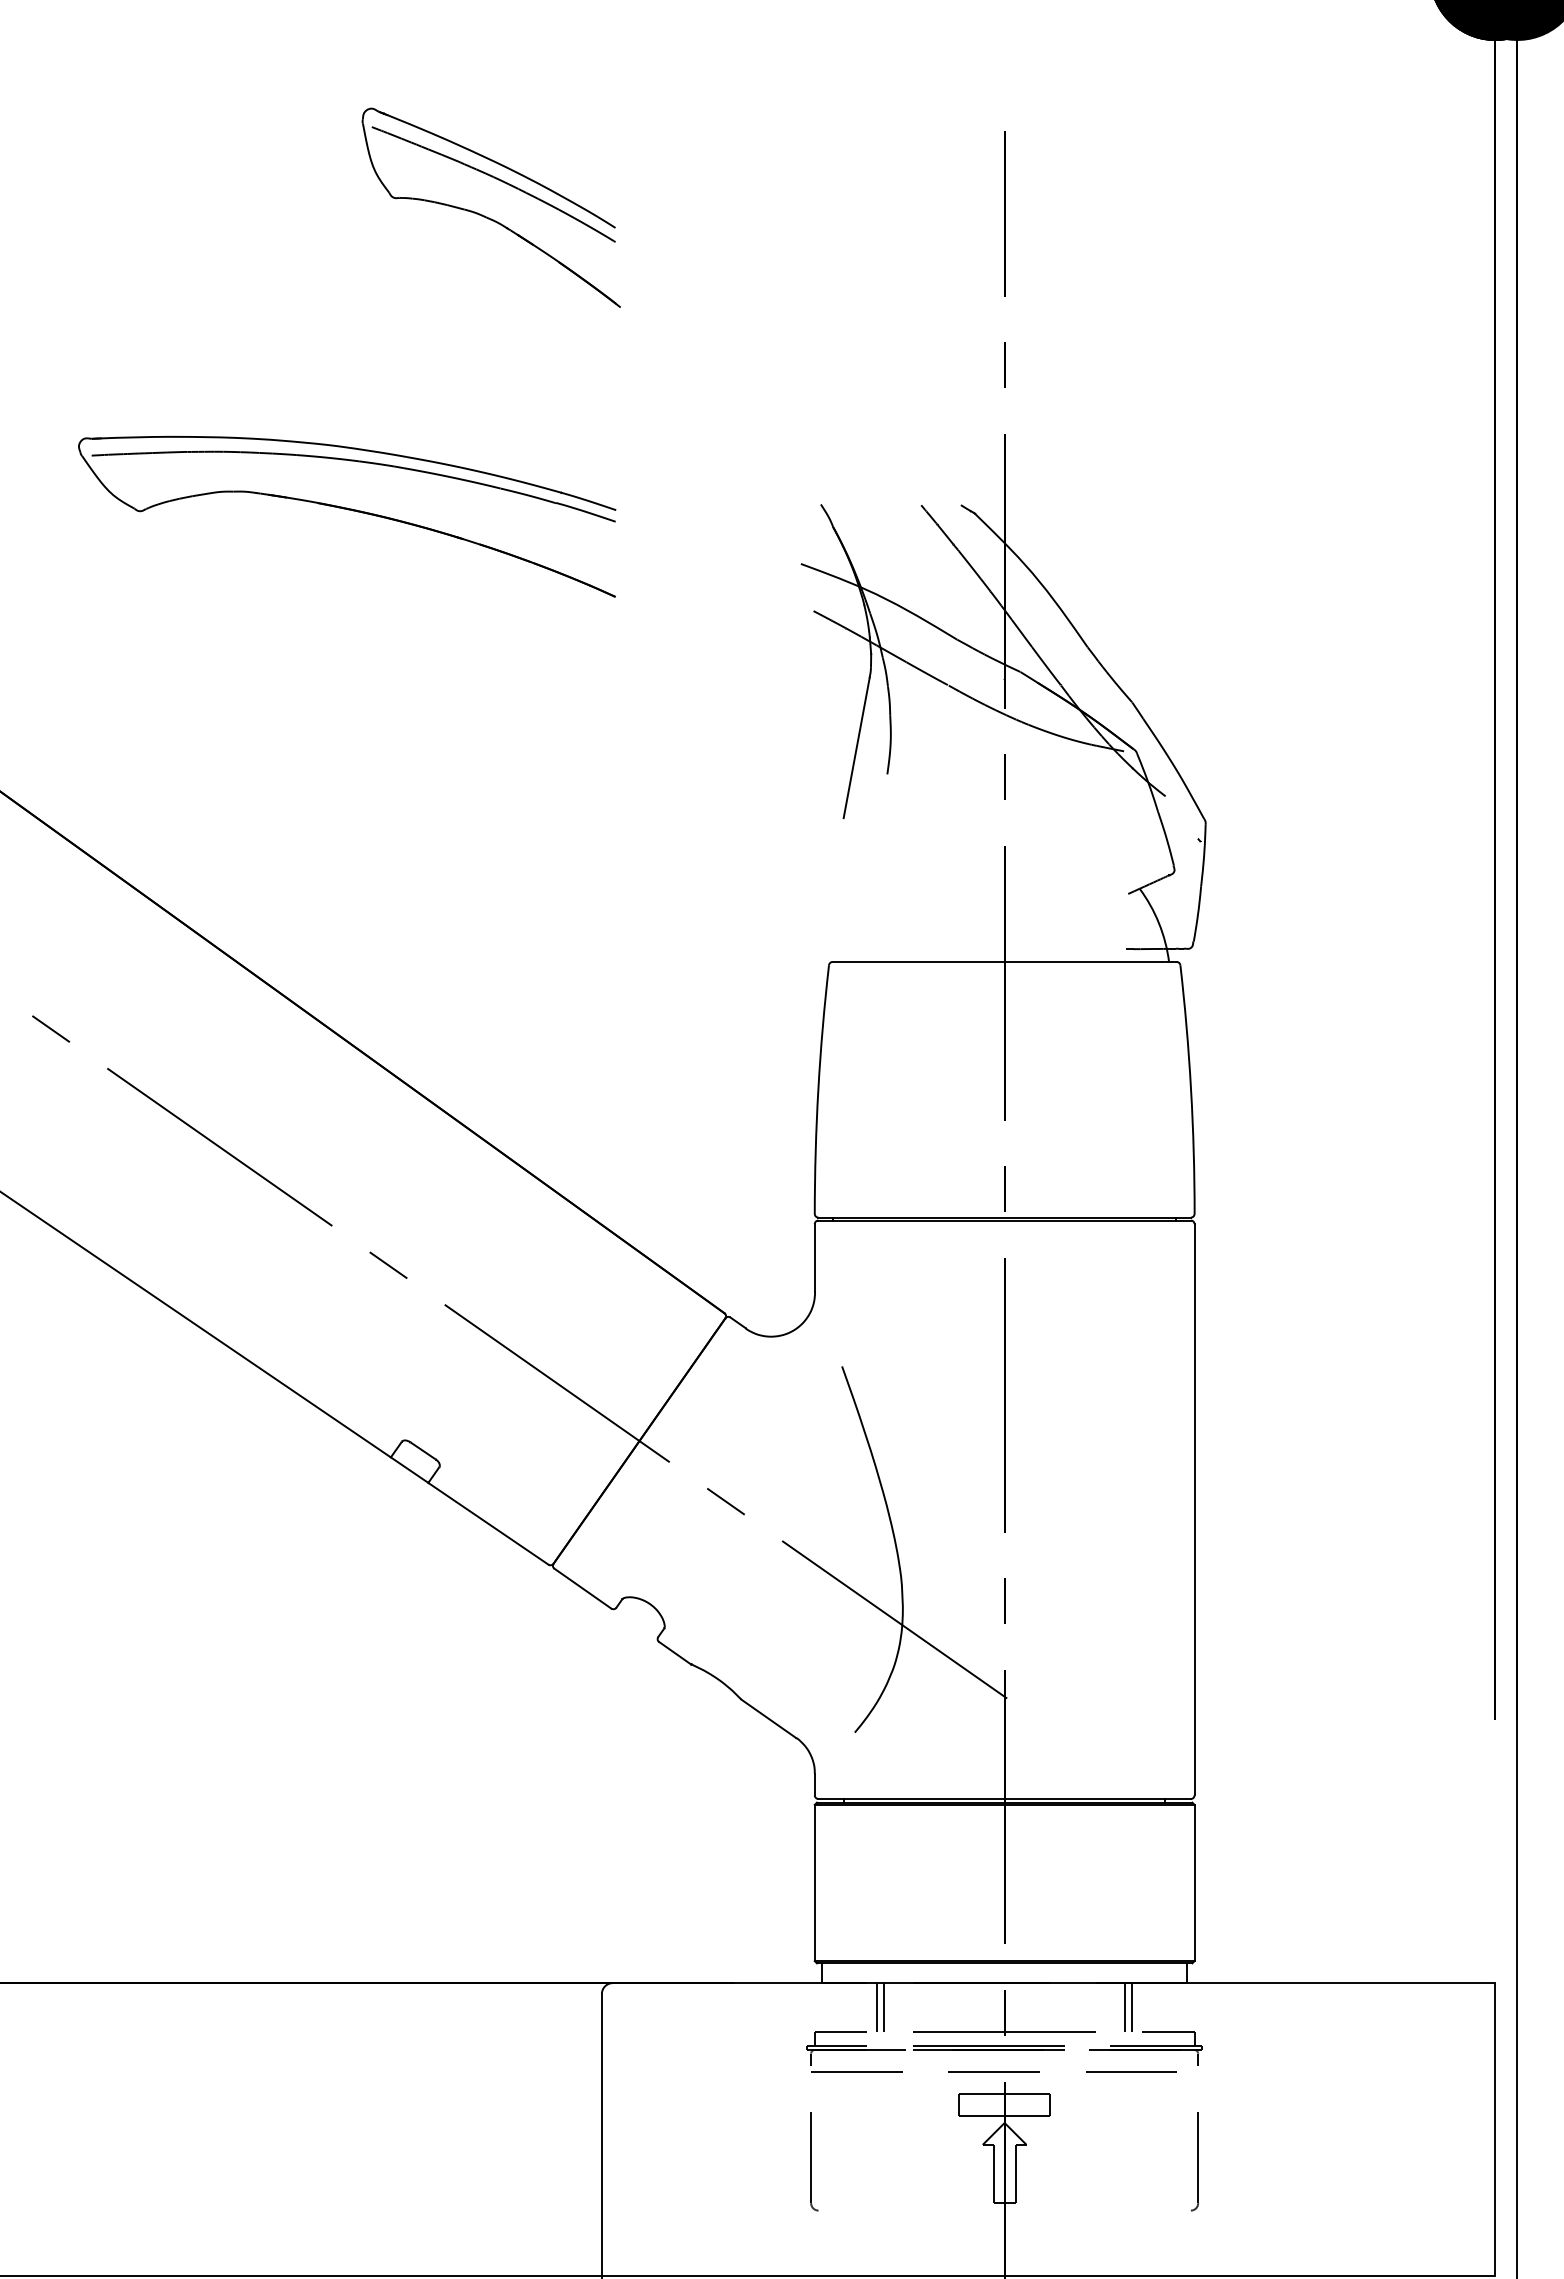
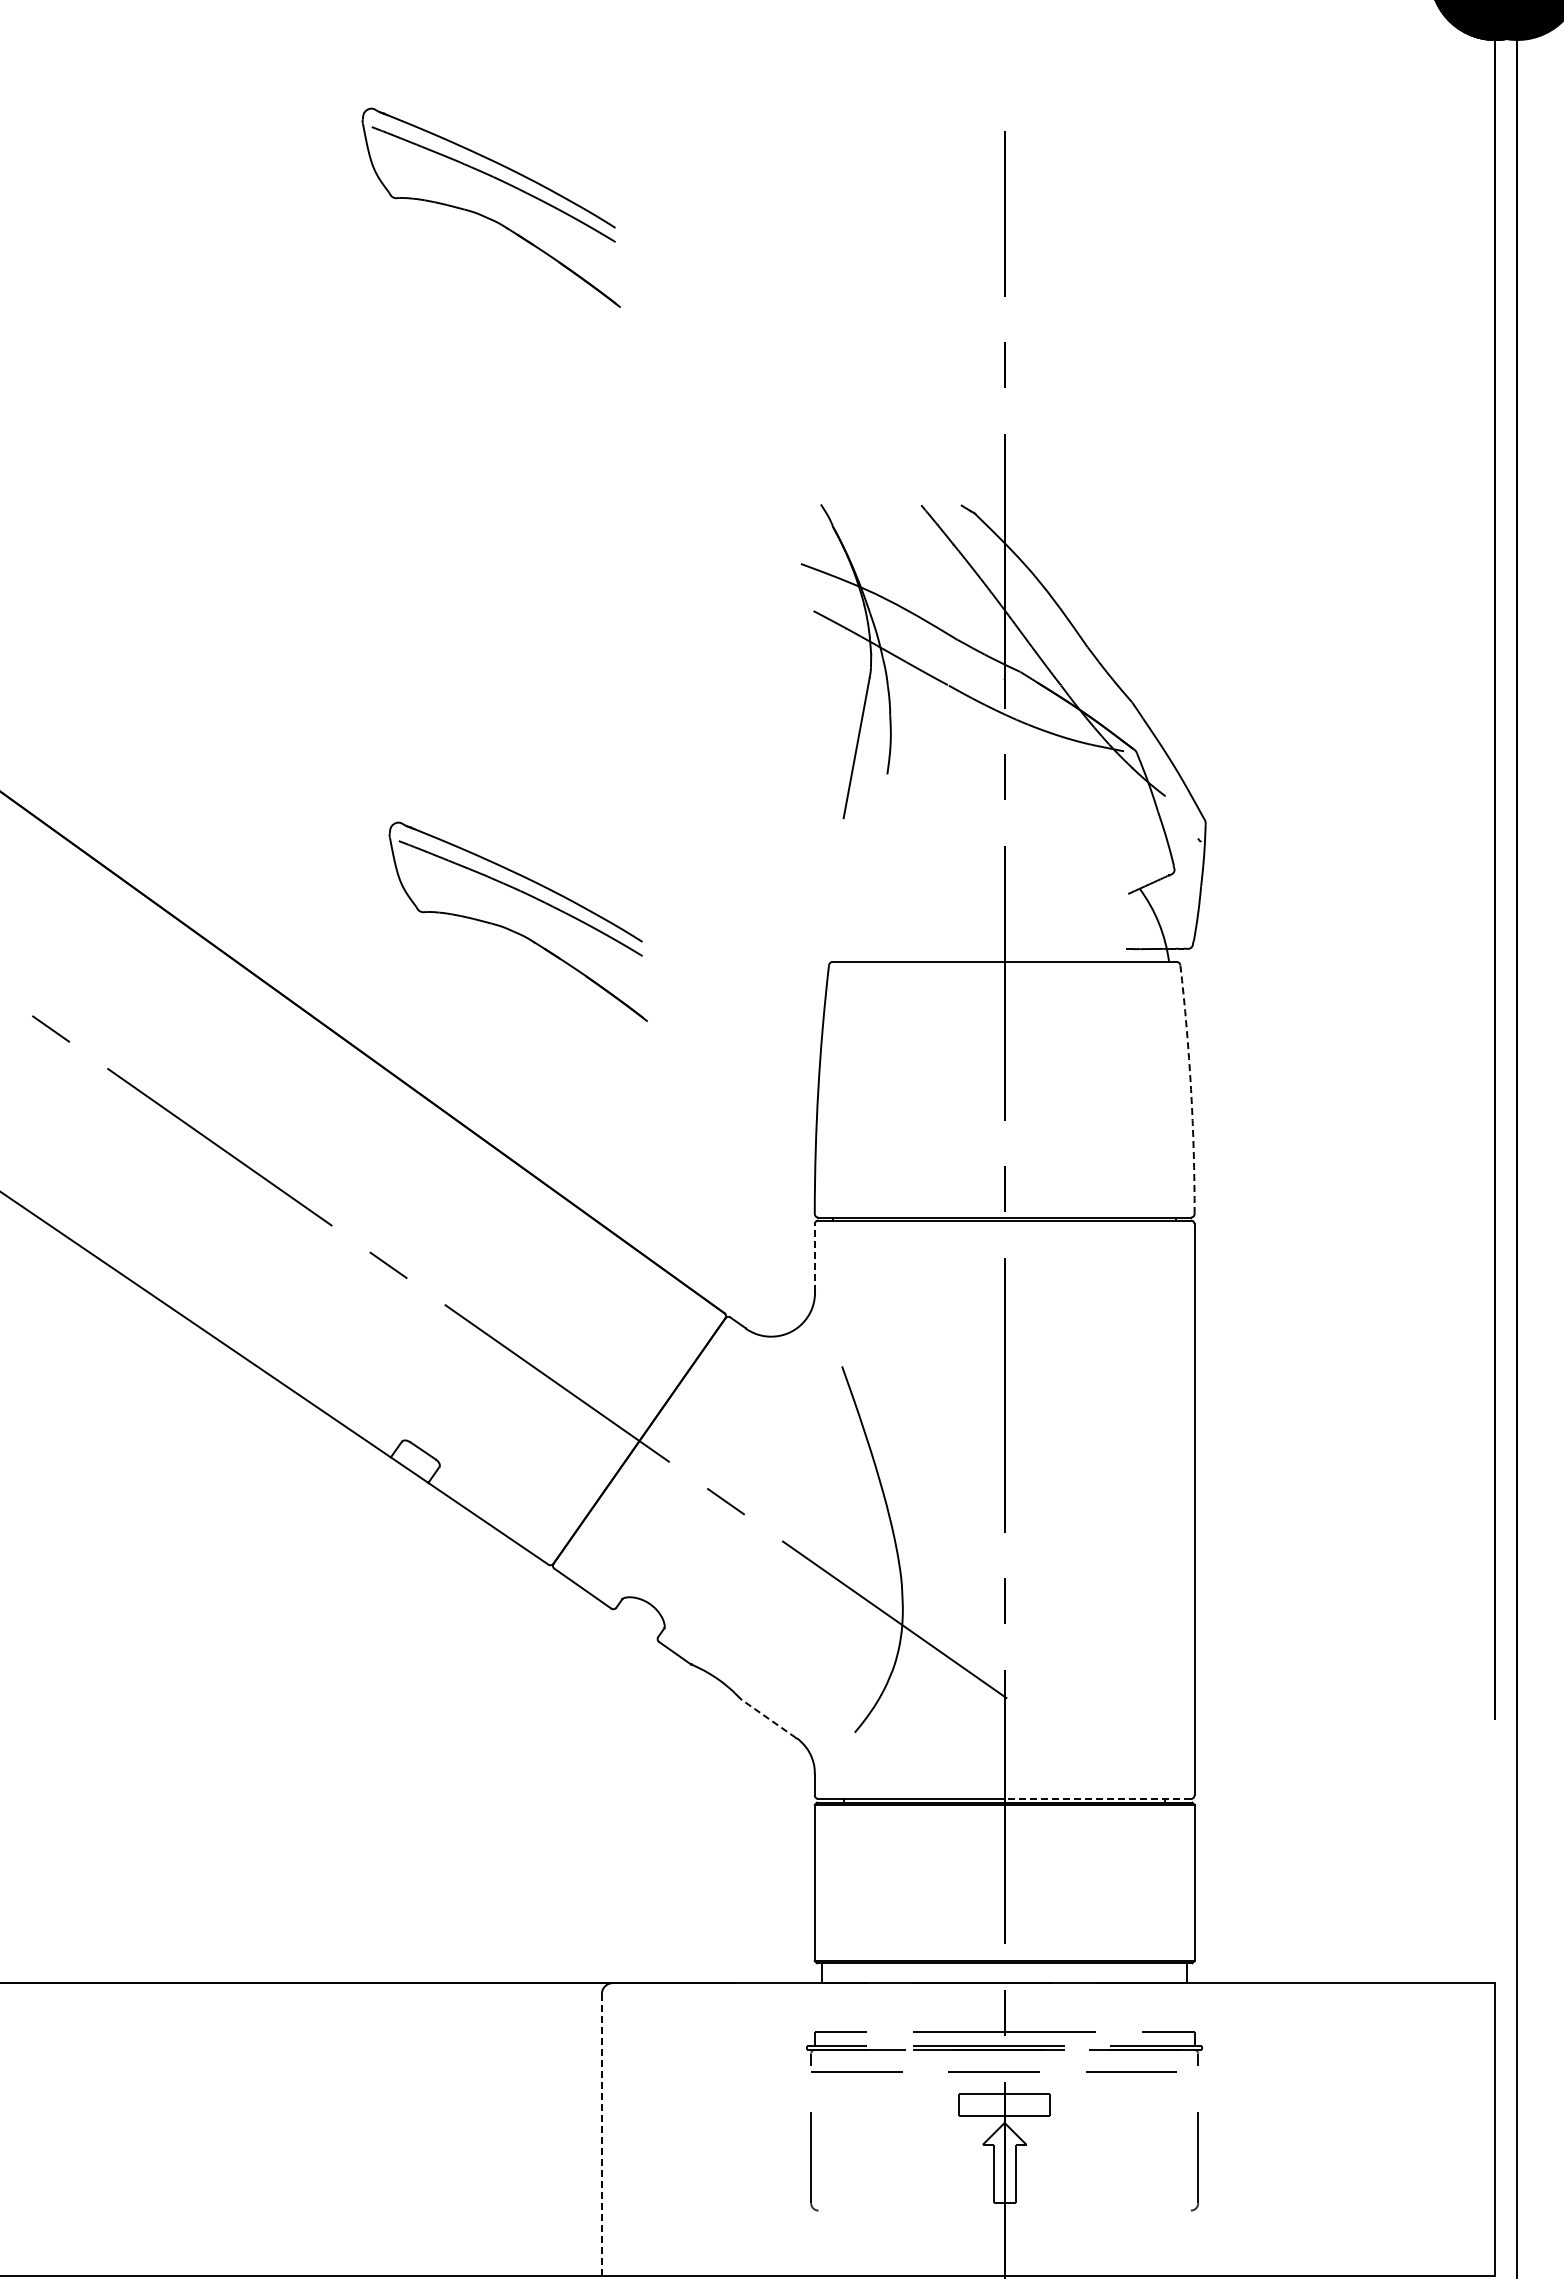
part: present -> none (348, 510)
part: none -> present (513, 930)
arc: solid -> dashed (1191, 1089)
line: solid -> dashed (814, 1257)
line: solid -> dashed (768, 1718)
line: solid -> dashed (1097, 1798)
line: present -> none (876, 2007)
line: present -> none (884, 2007)
line: present -> none (1125, 2007)
line: present -> none (1132, 2007)
line: solid -> dashed (601, 2137)
